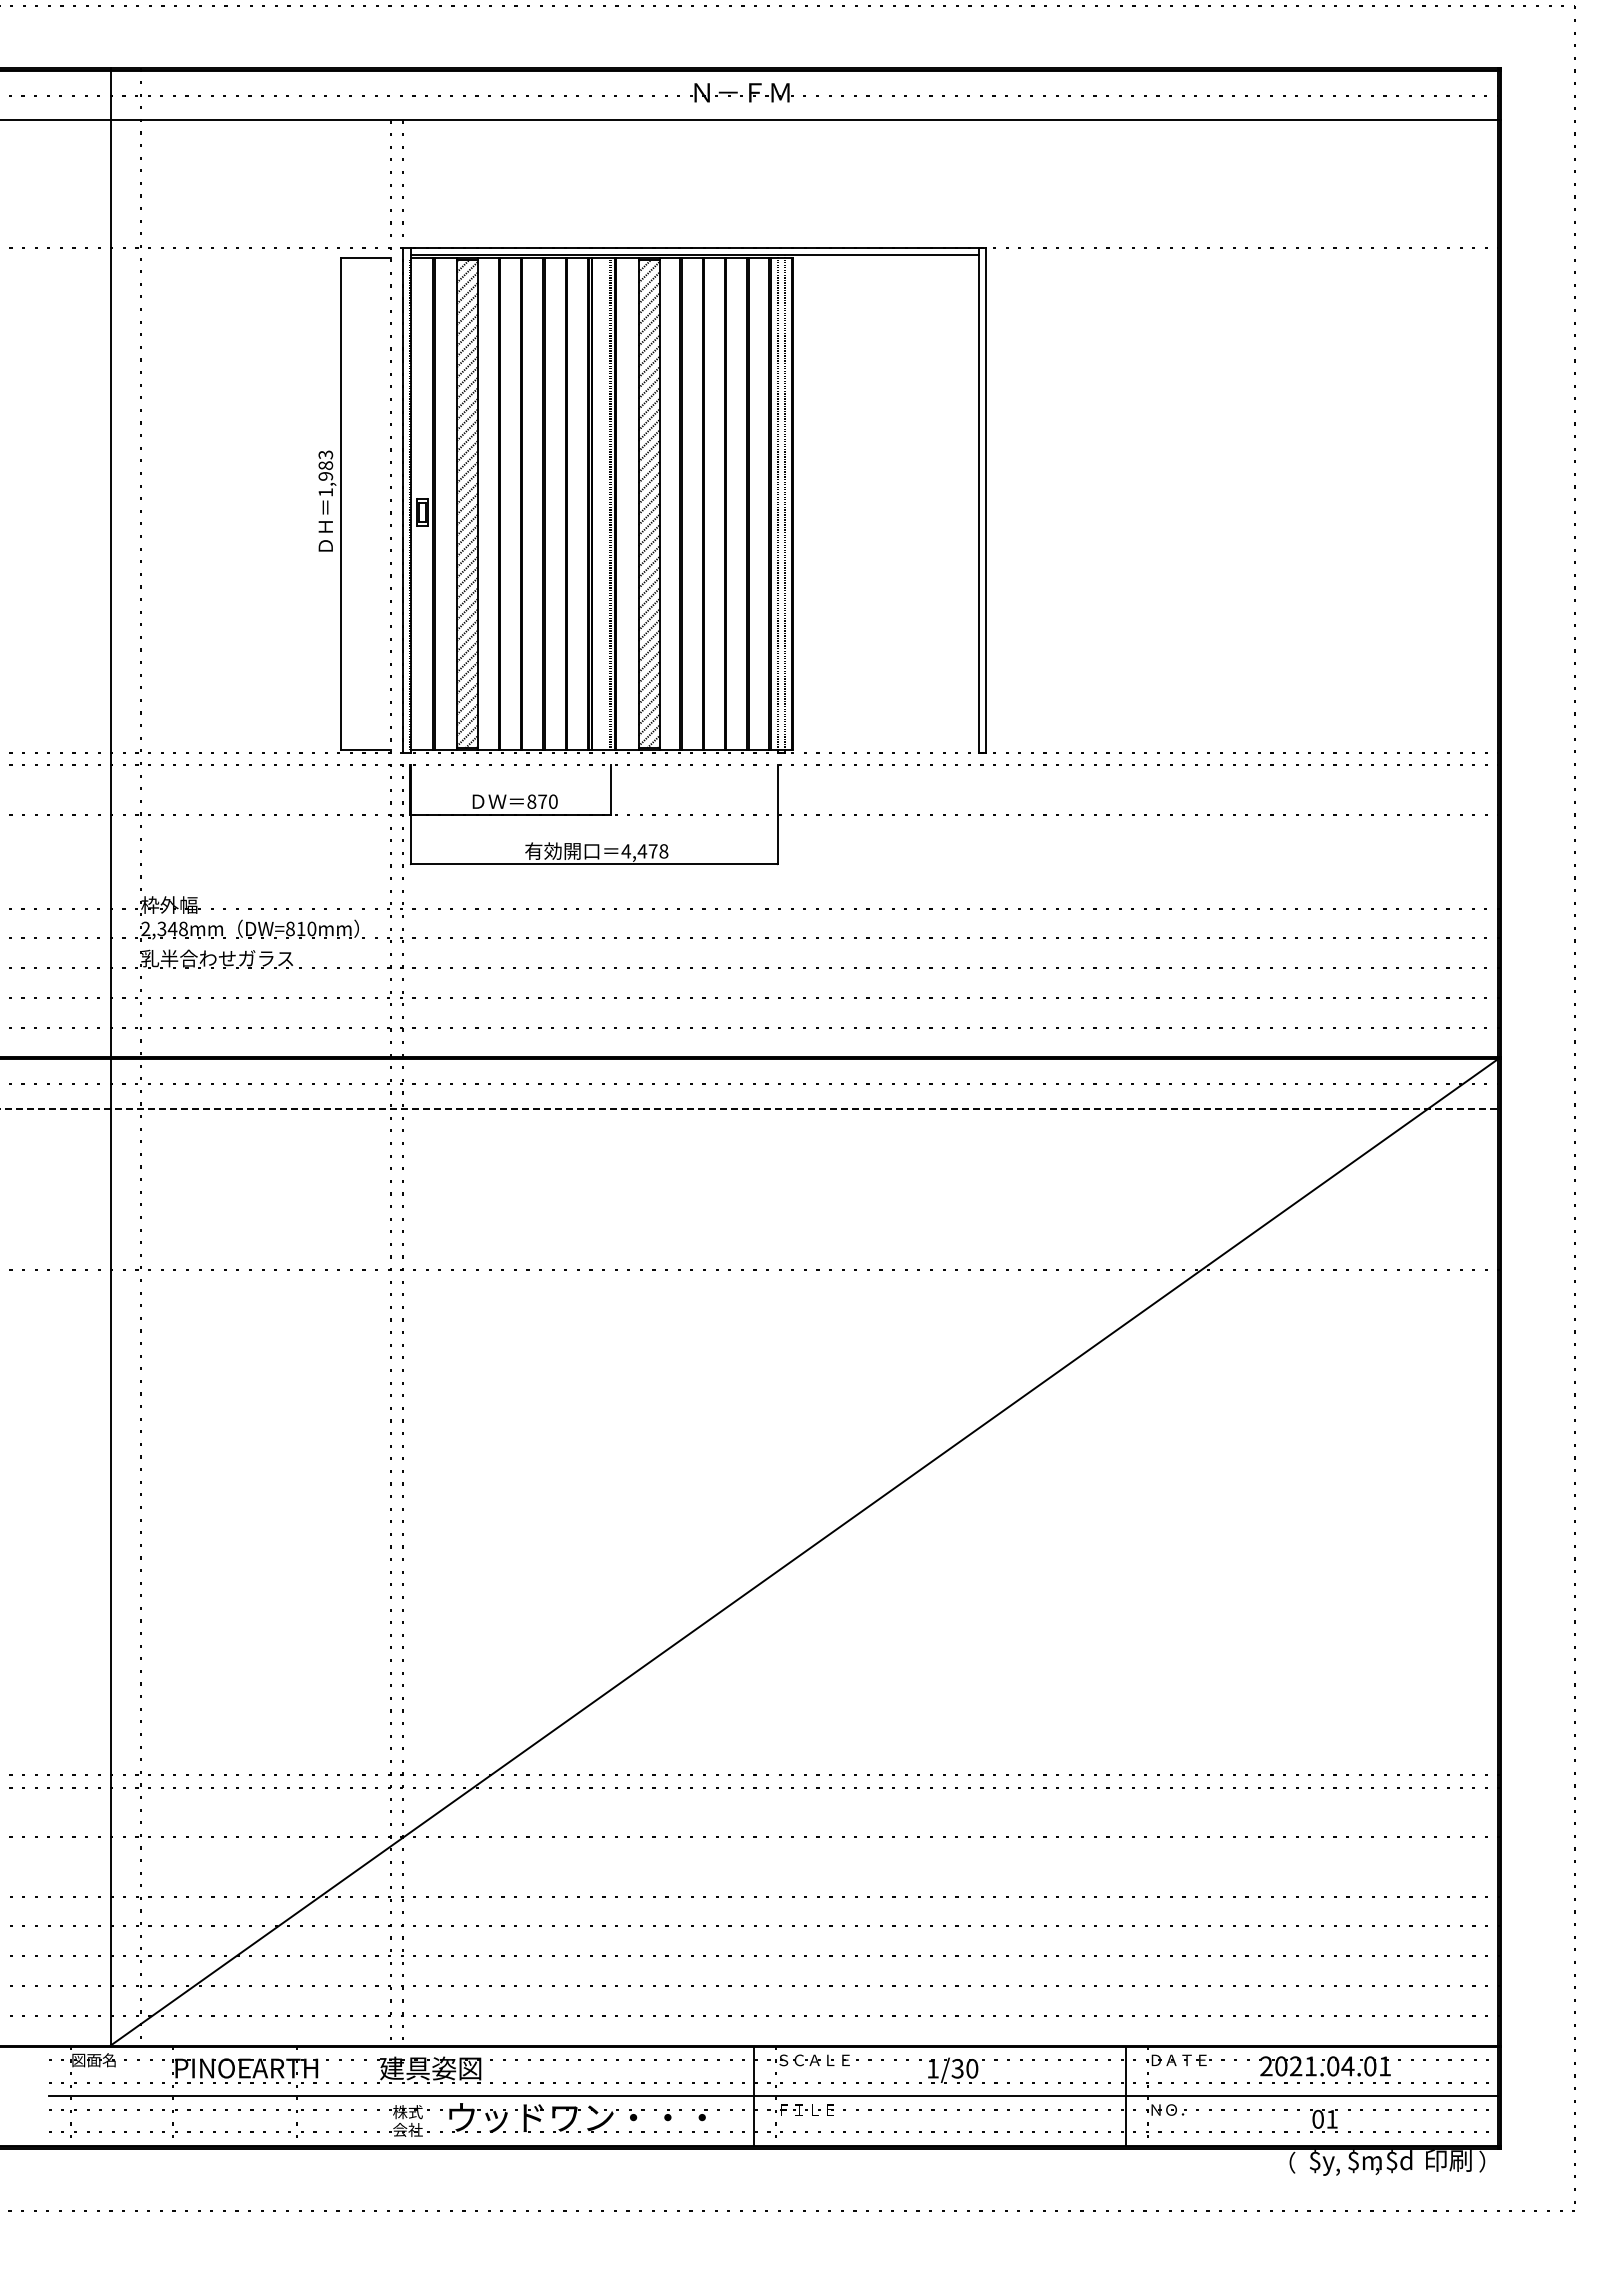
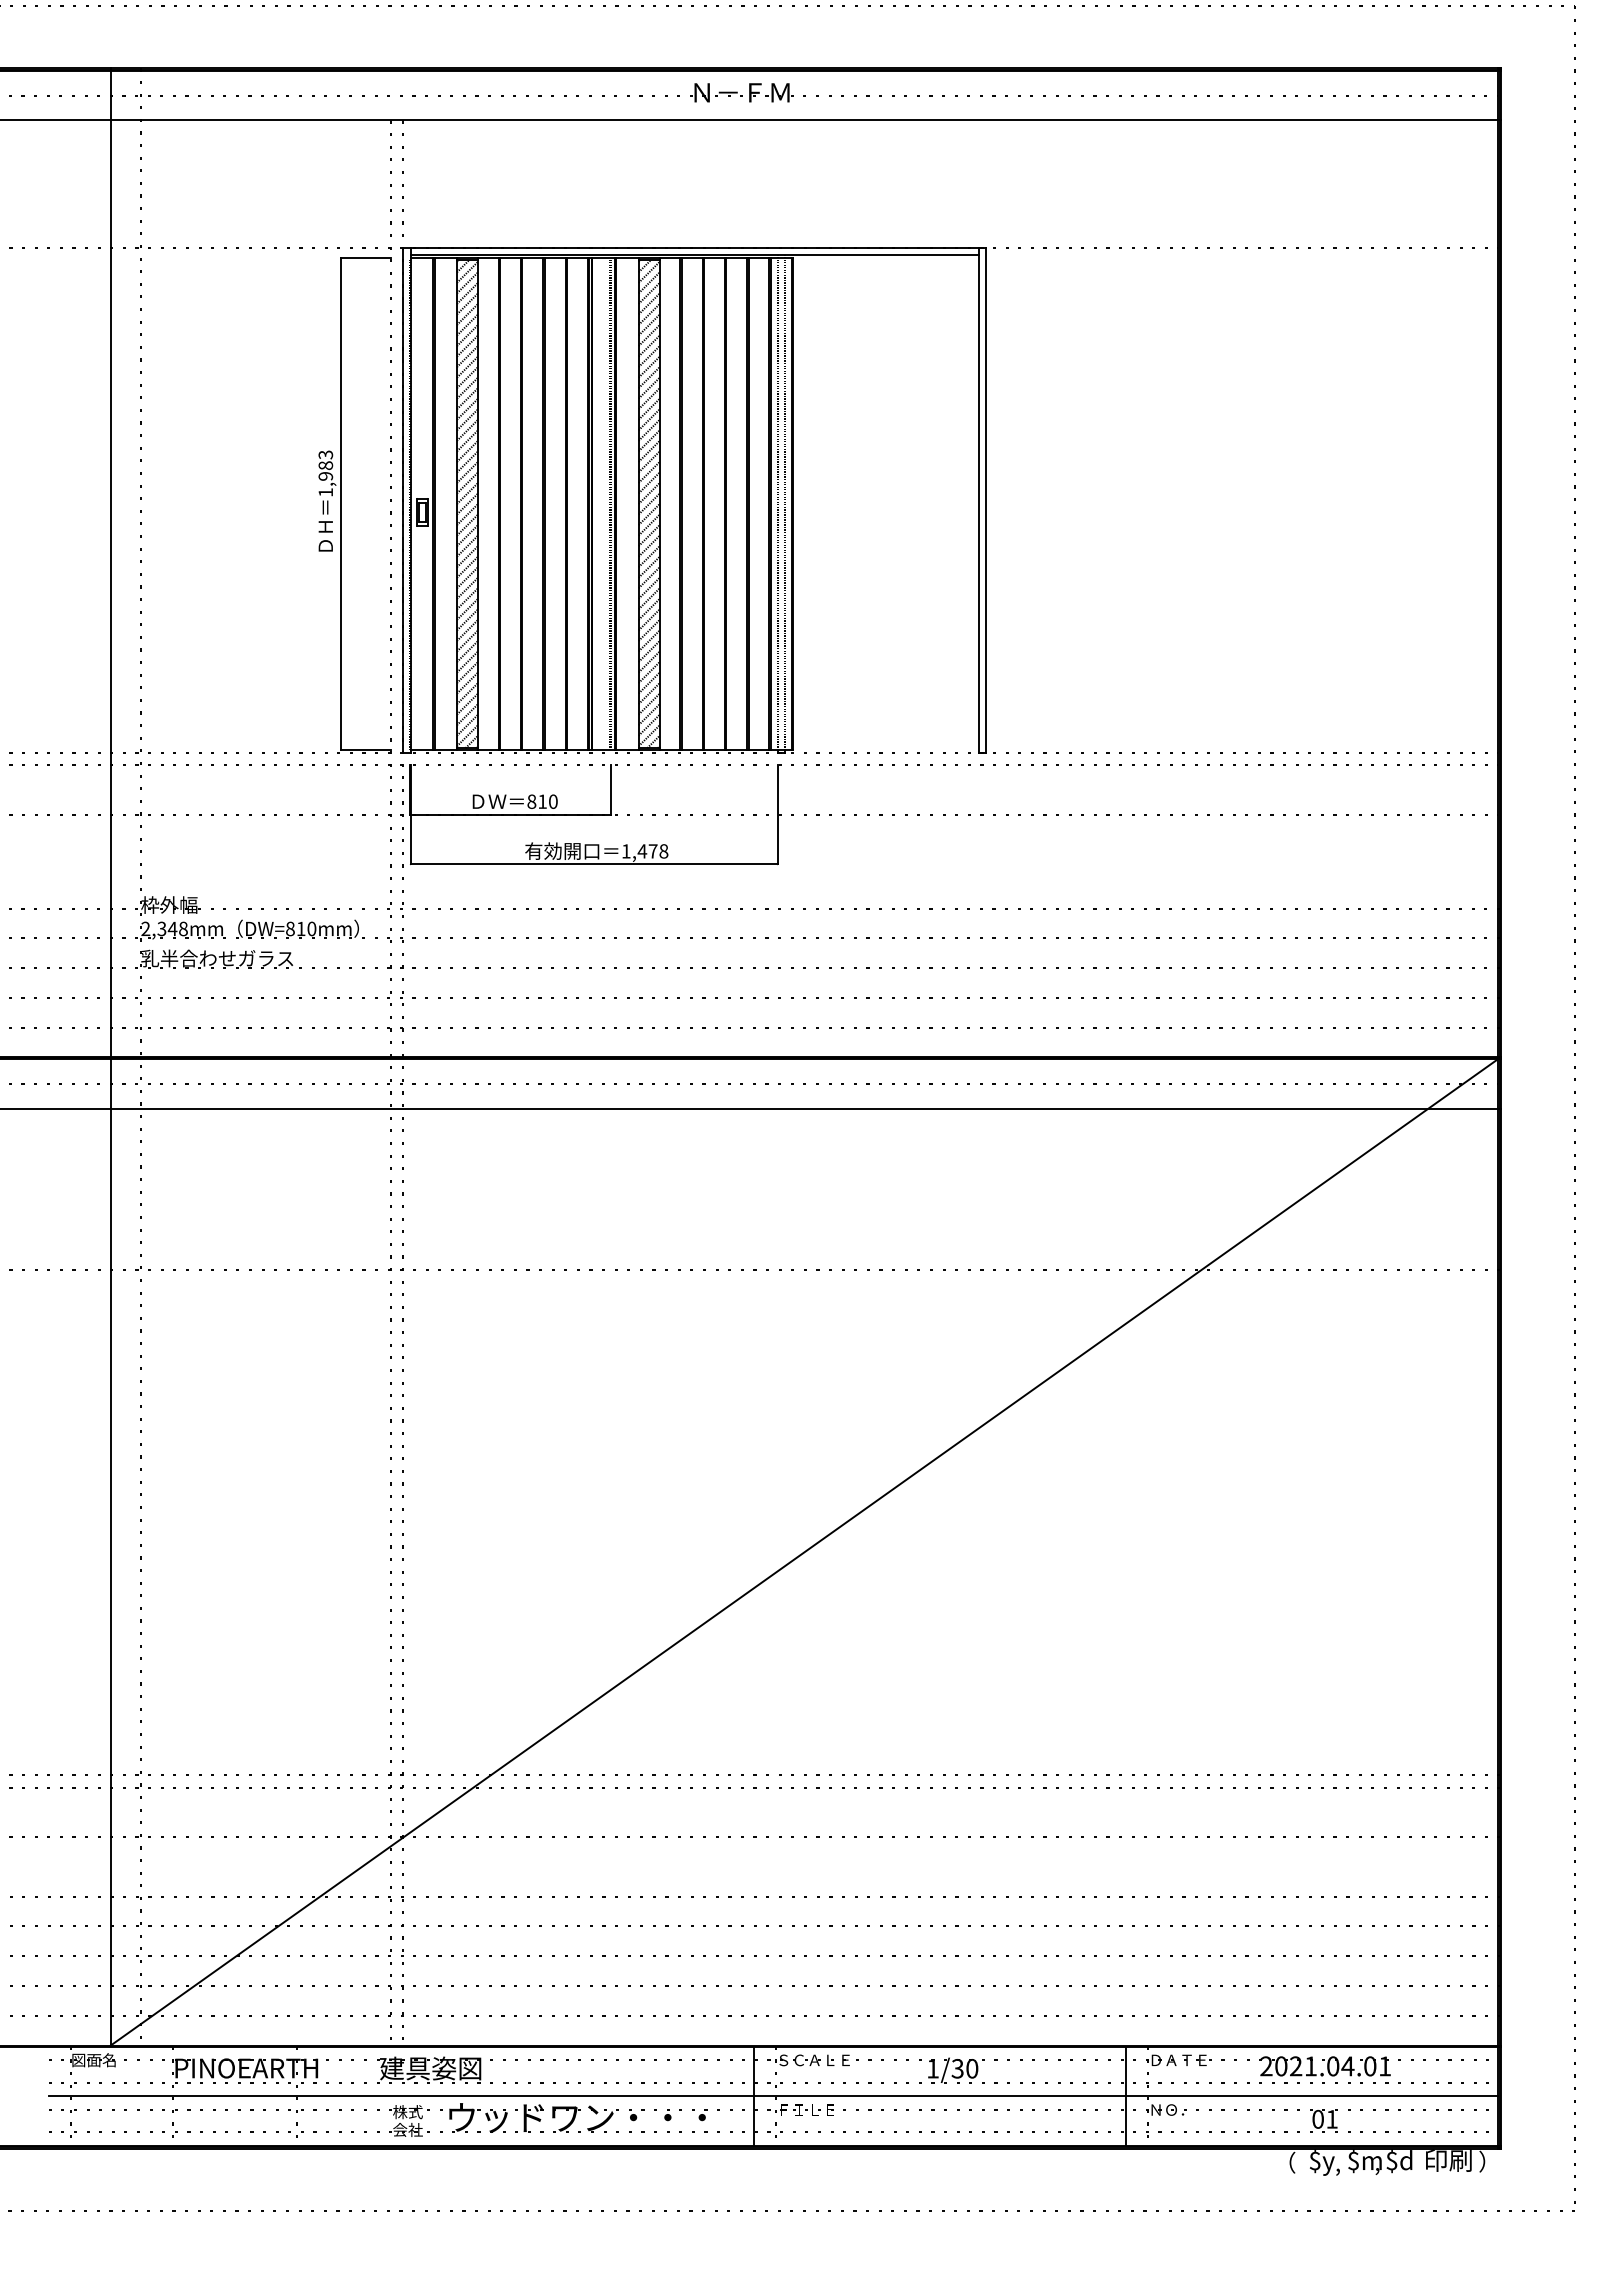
text: 870 -> 810 (542, 801)
text: 4,478 -> 1,478 (626, 851)
line: dashed -> solid (751, 1108)
